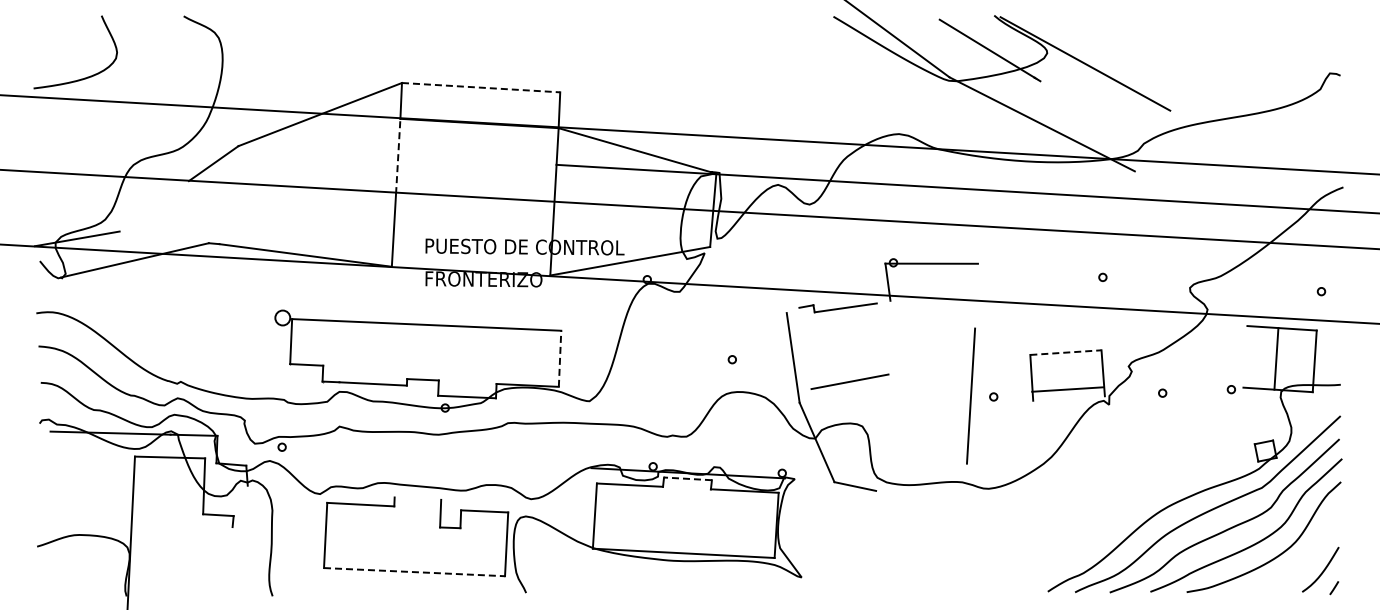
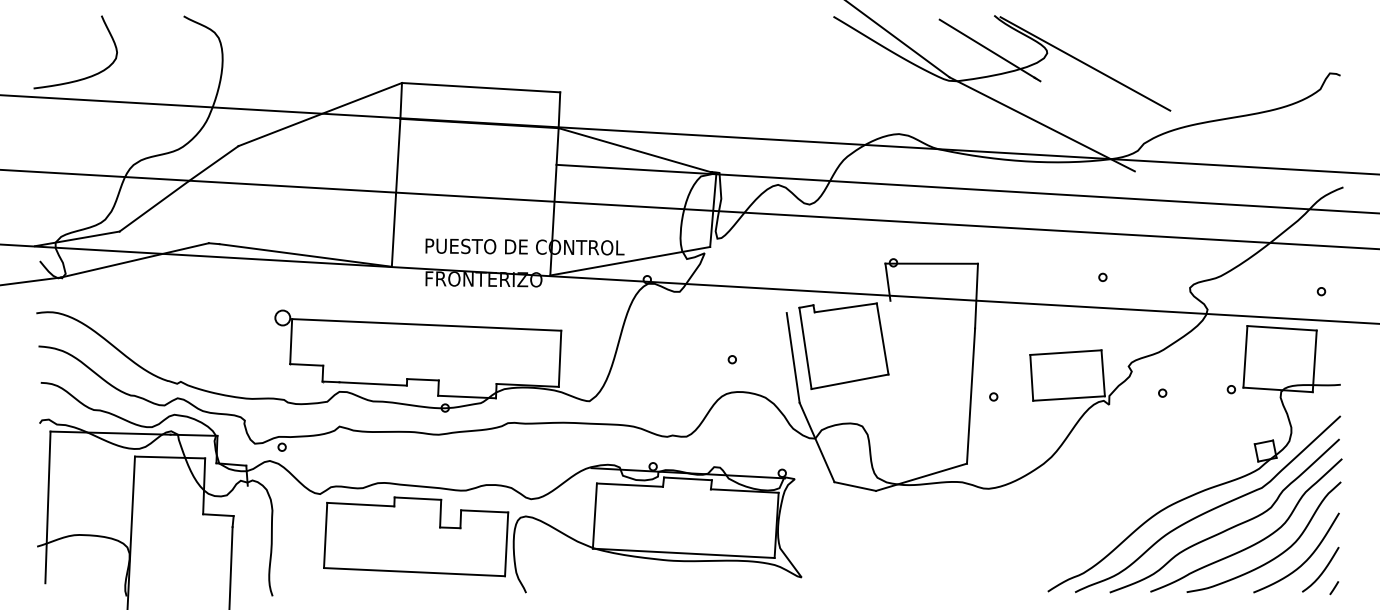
line: dashed -> solid (481, 87)
line: dashed -> solid (398, 156)
line: none -> present (153, 206)
line: none -> present (31, 281)
line: none -> present (976, 295)
line: none -> present (882, 338)
line: none -> present (805, 348)
line: dashed -> solid (1065, 352)
line: dashed -> solid (560, 358)
line position: (1276, 358) -> (1245, 356) (1245, 356)
line position: (1067, 389) -> (1068, 398) (1068, 398)
line: none -> present (921, 476)
line: dashed -> solid (688, 478)
line: none -> present (417, 498)
line: none -> present (47, 507)
curve: none -> present (1305, 560)
line: none -> present (230, 566)
line: dashed -> solid (414, 572)
